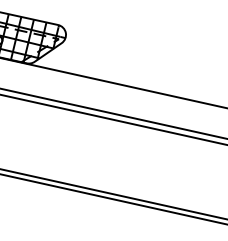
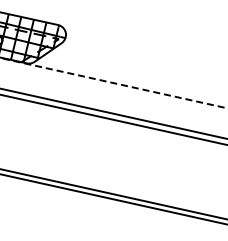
line: solid -> dashed (113, 83)
